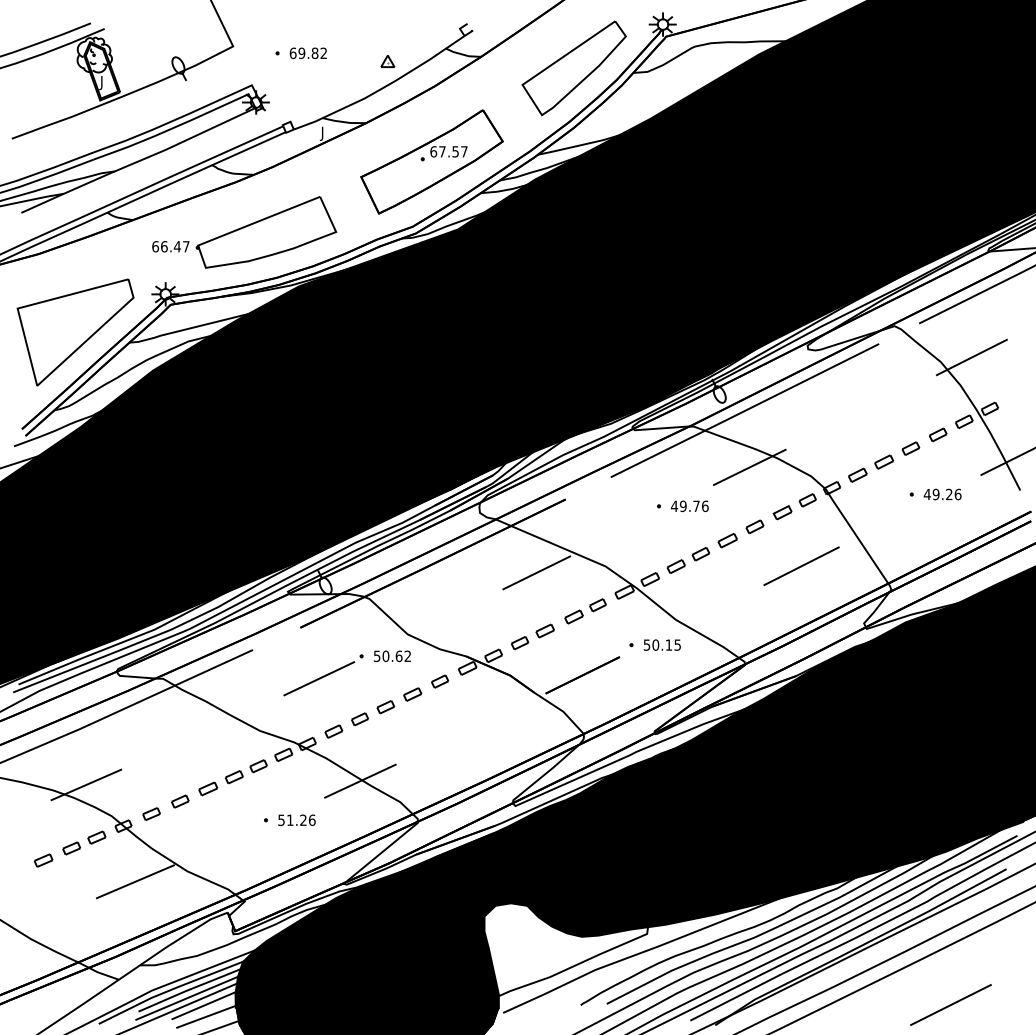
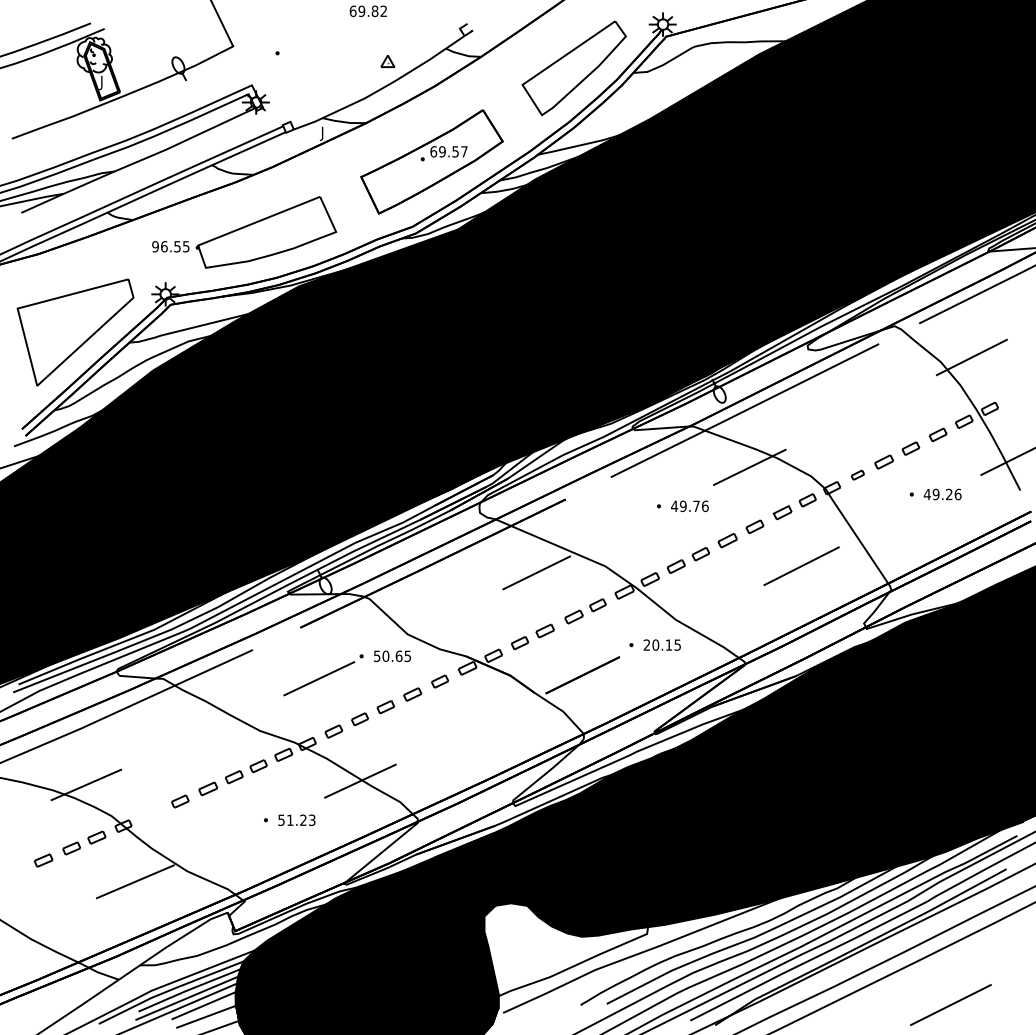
text position: (307, 52) -> (367, 10) (367, 10)
text: 67.57 -> 69.57 (442, 151)
text: 66.47 -> 96.55 (170, 246)
part size: 20x16 px -> 15x12 px (857, 474)
text: 50.15 -> 20.15 (646, 644)
text: 50.62 -> 50.65 (407, 656)
part: present -> none (151, 813)
text: 51.26 -> 51.23 (311, 819)
